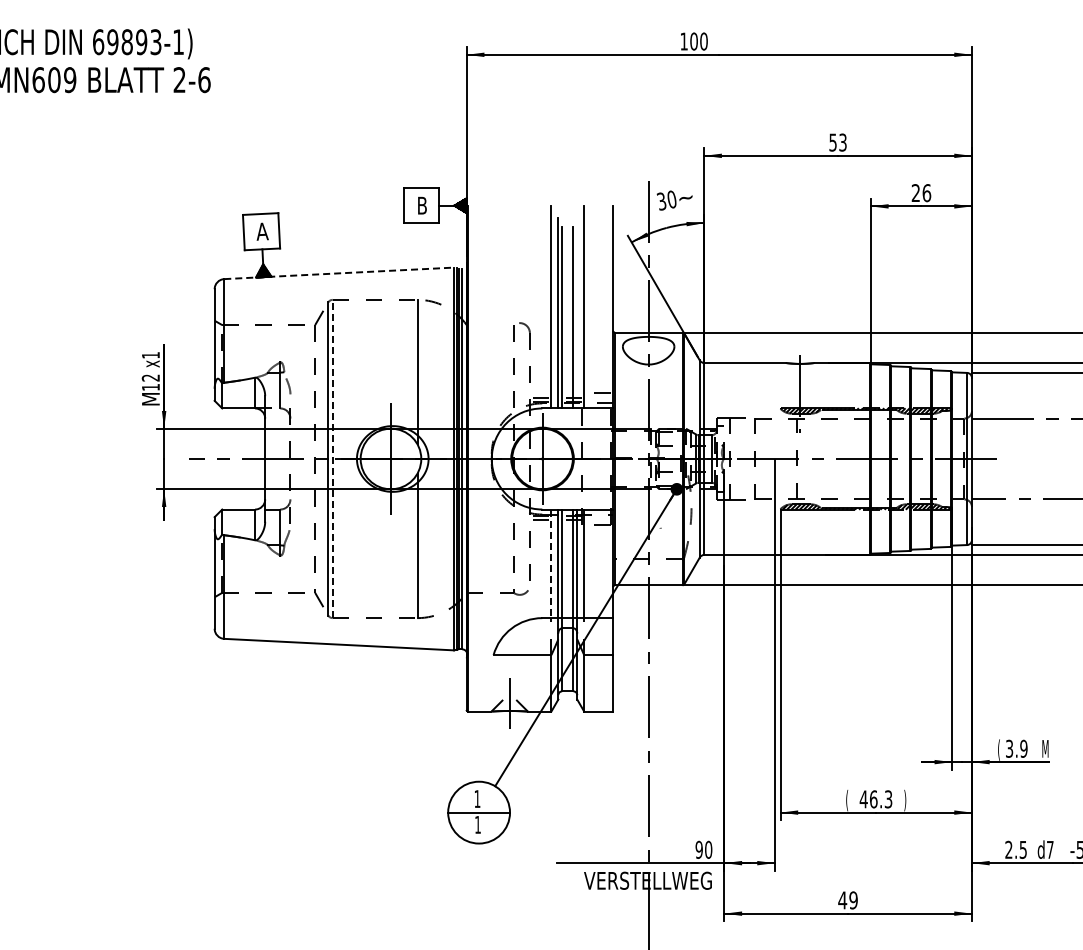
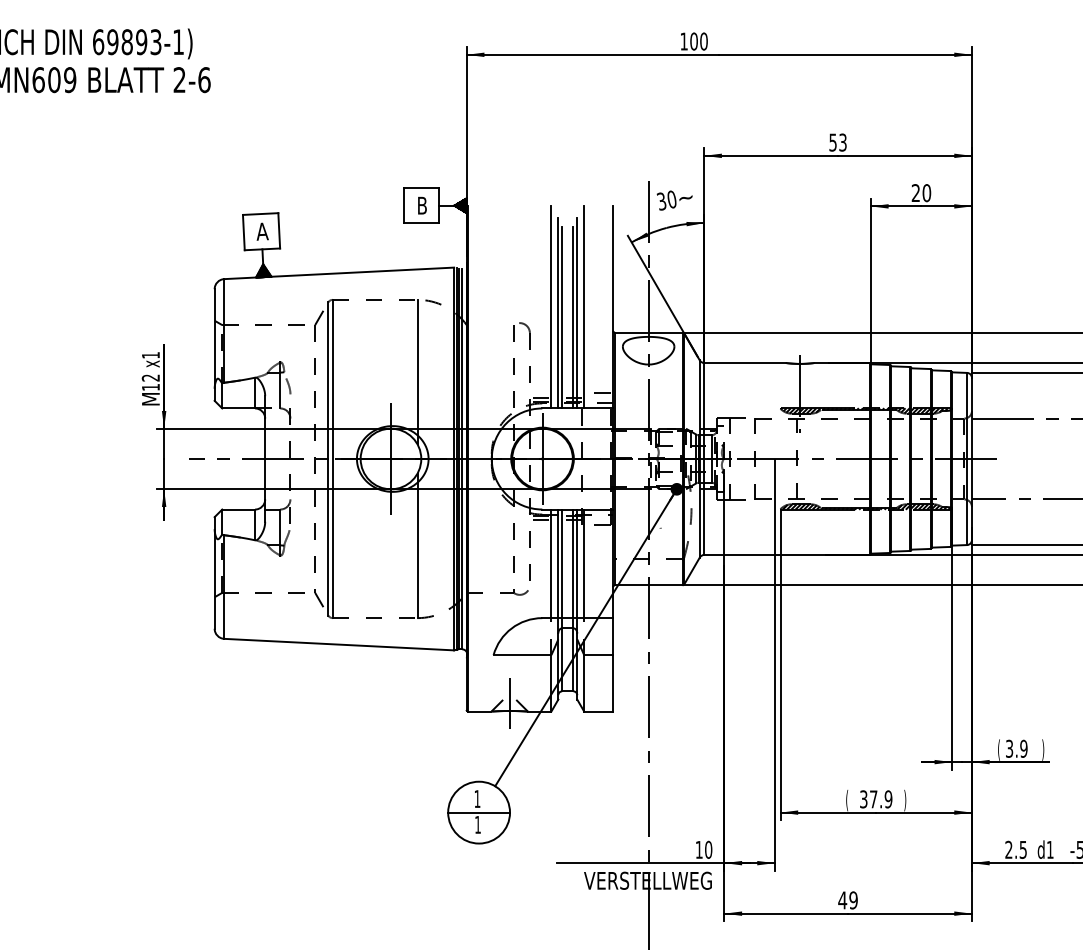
text: 26 -> 20 (926, 192)
line: dashed -> solid (339, 273)
line: none -> present (577, 313)
line: dashed -> solid (332, 458)
line: dashed -> solid (551, 564)
text: M -> ) (1045, 749)
text: 46.3 -> 37.9 (875, 799)
text: 90 -> 10 (698, 849)
text: d7 -> d1 (1050, 849)
